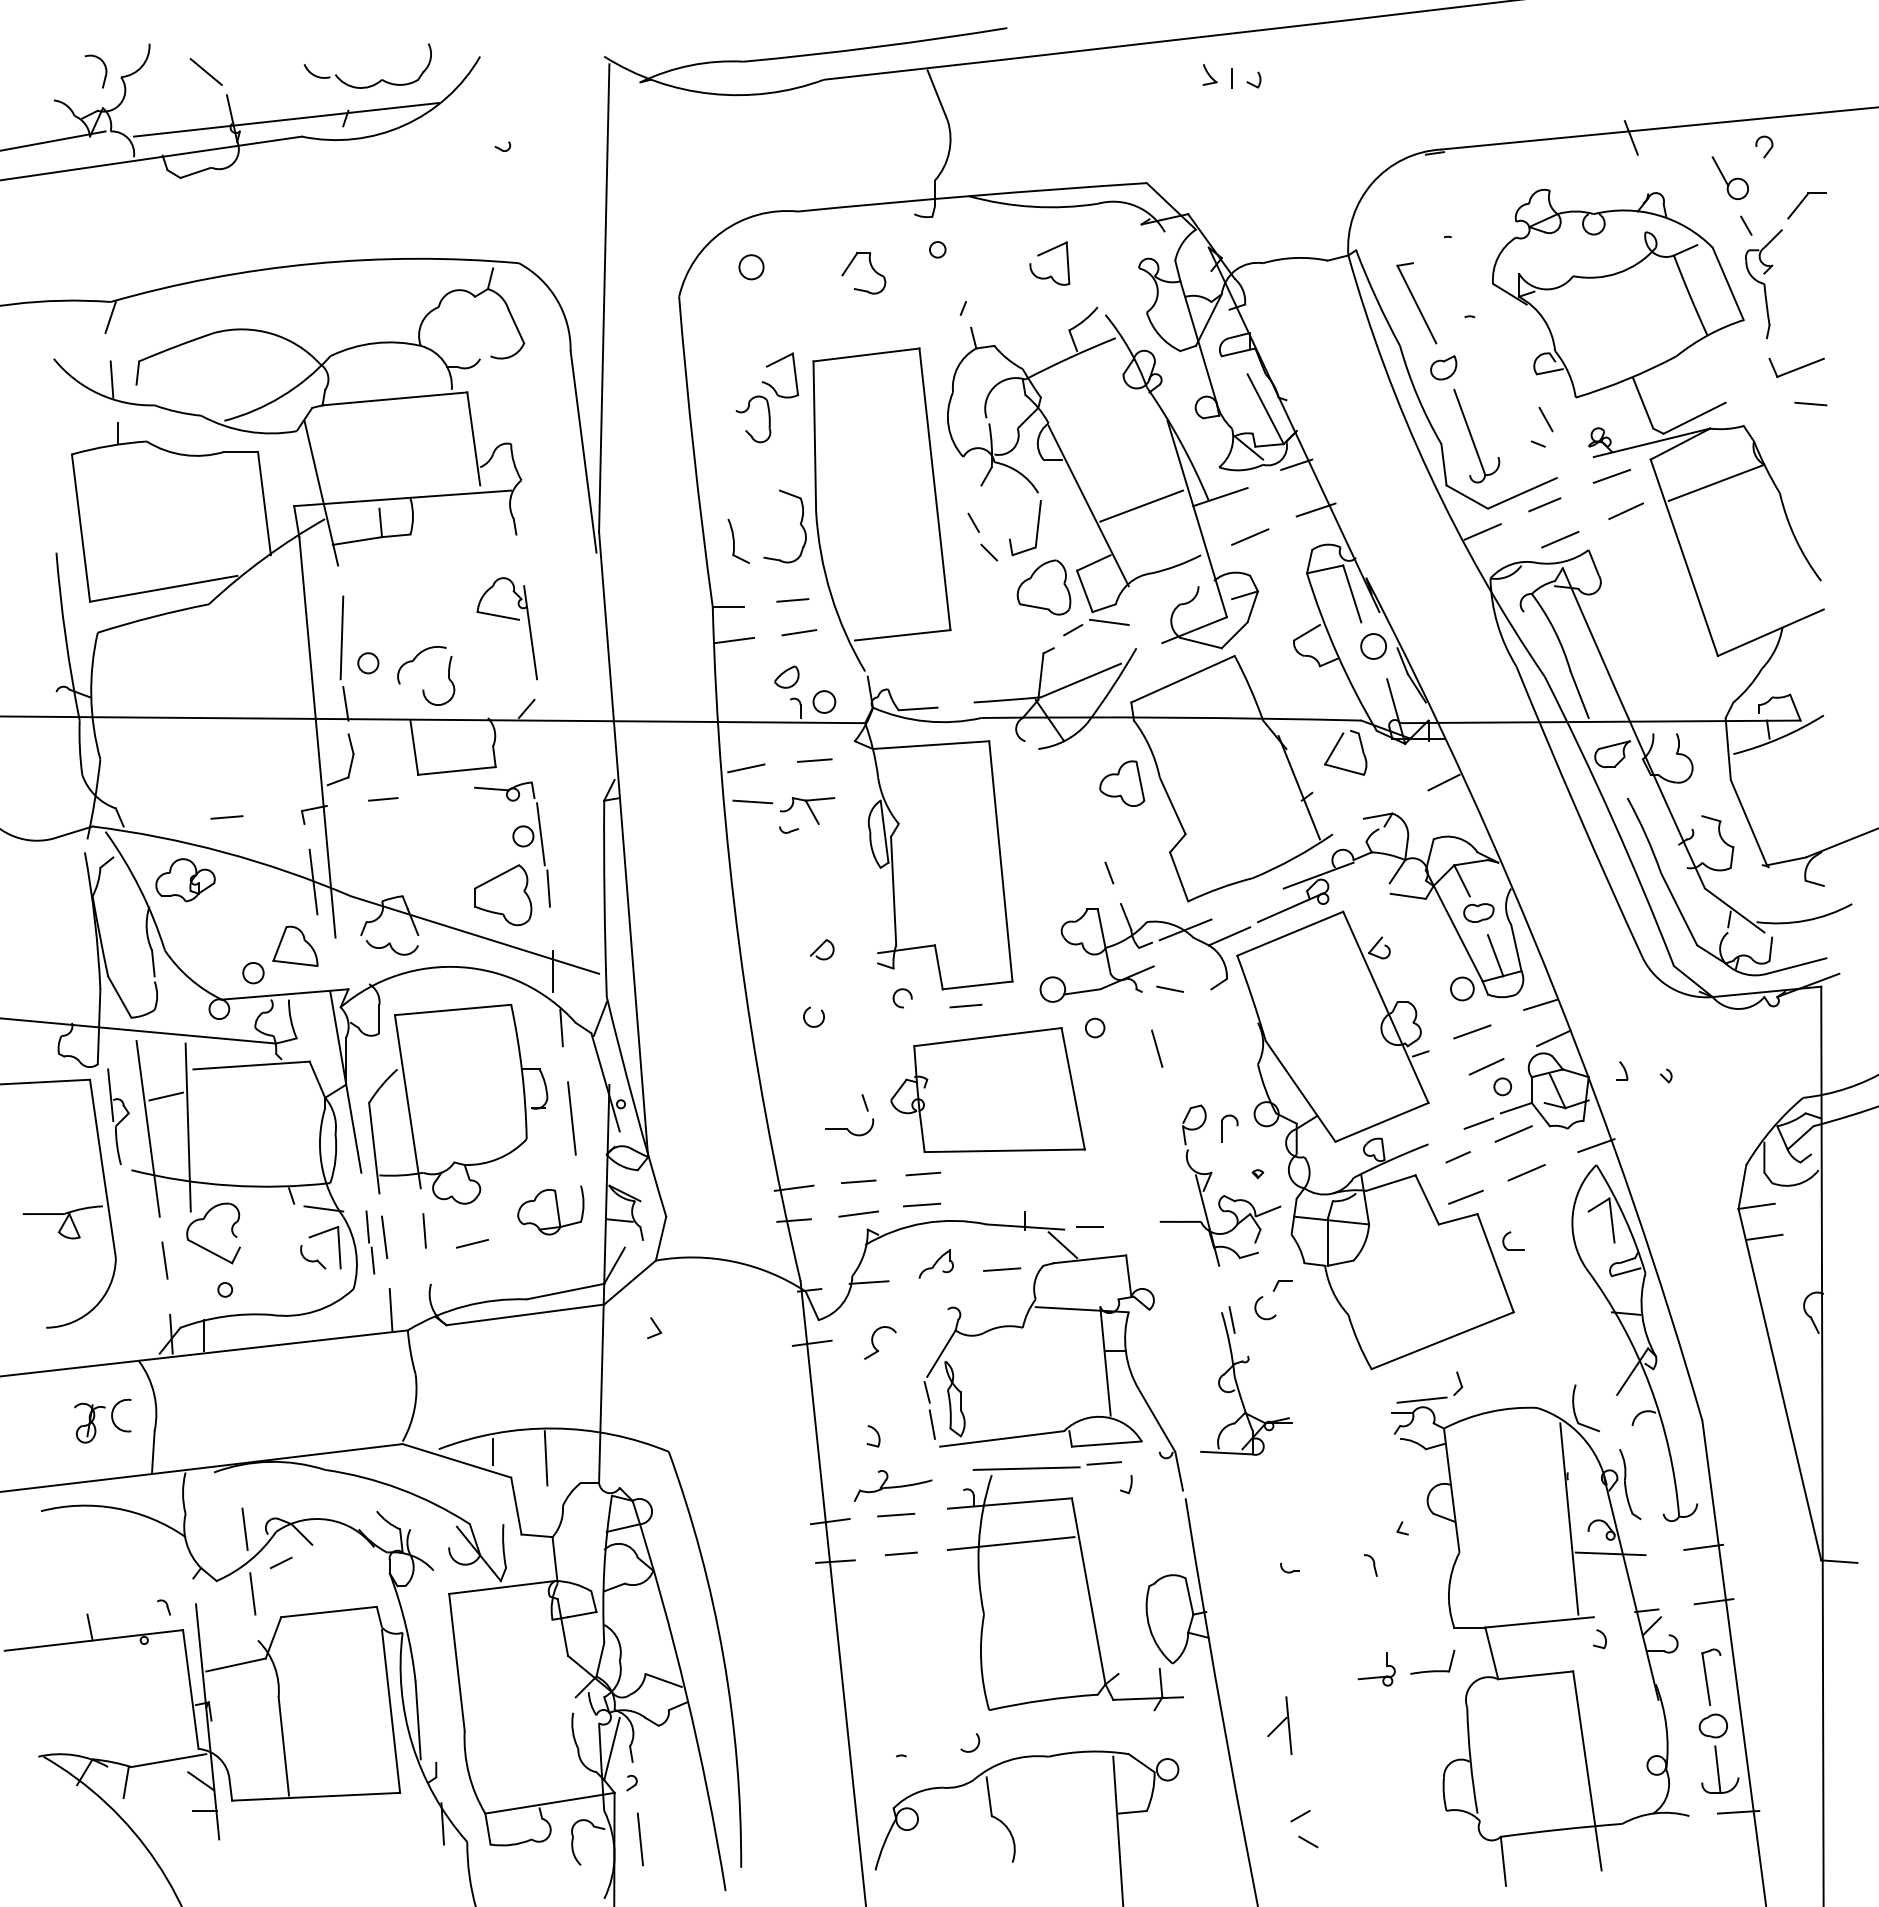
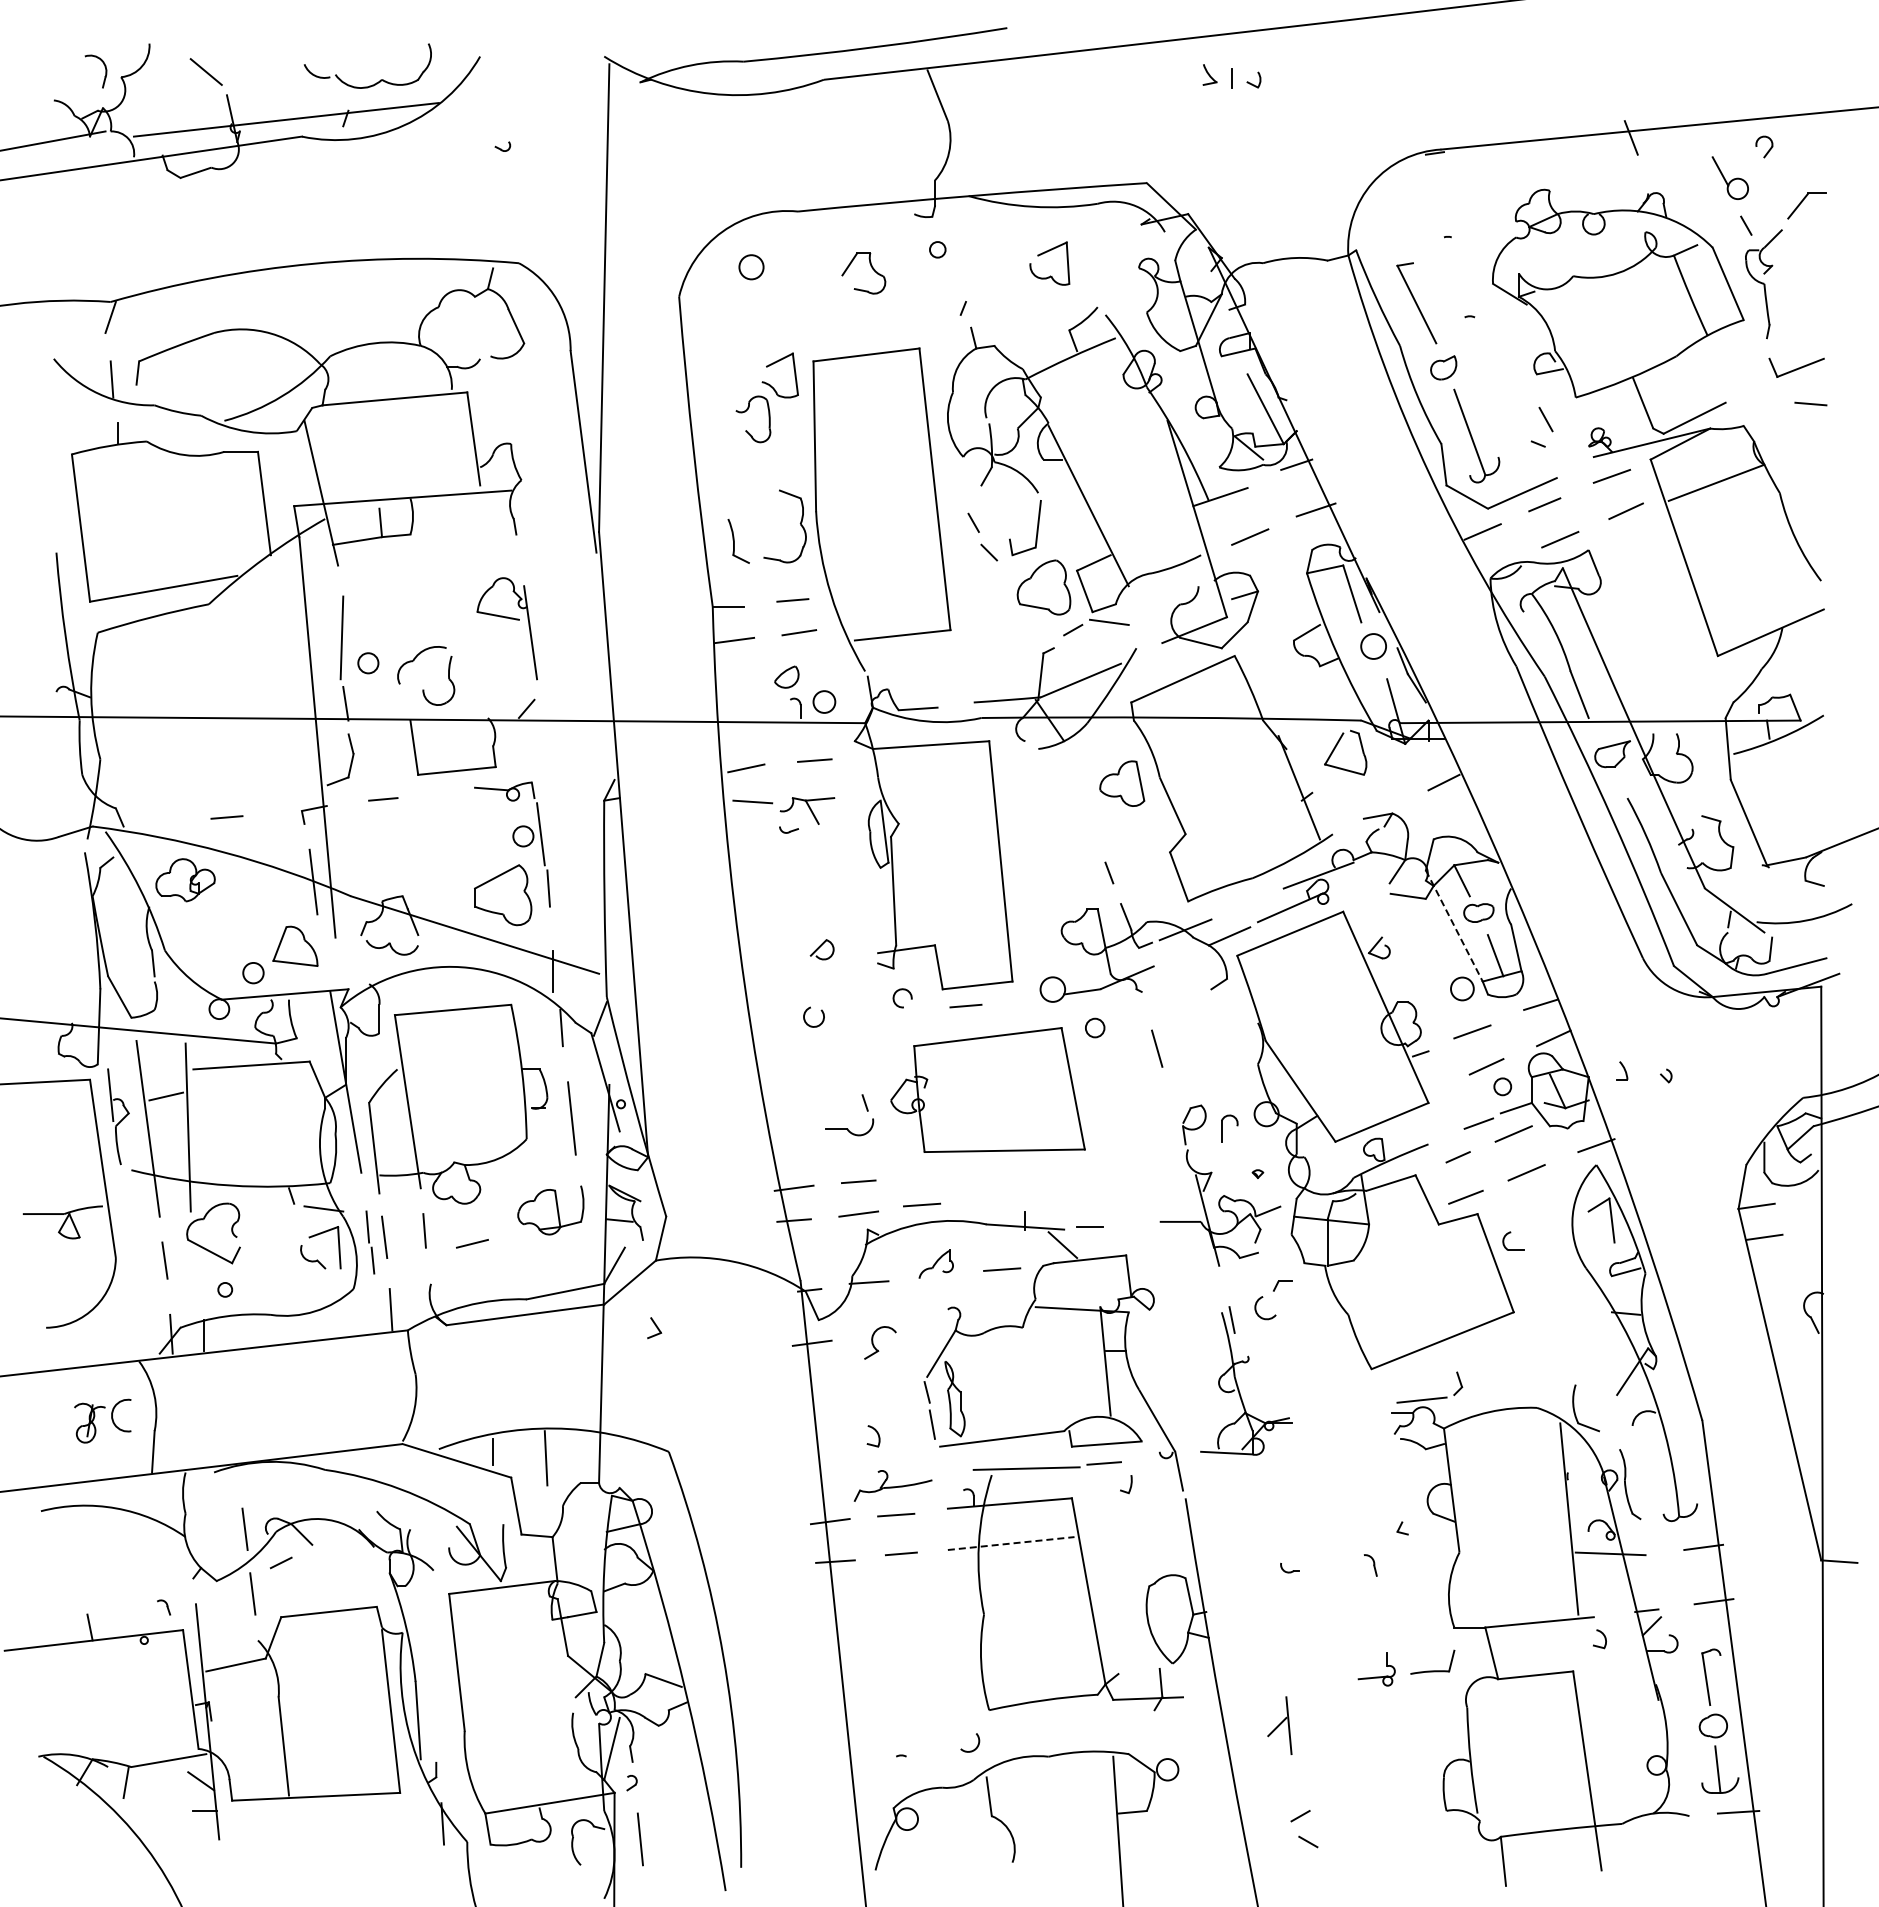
line: present -> none (1141, 505)
line: solid -> dashed (1454, 926)
line: present -> none (1169, 988)
line: present -> none (923, 1173)
line: solid -> dashed (1011, 1543)
